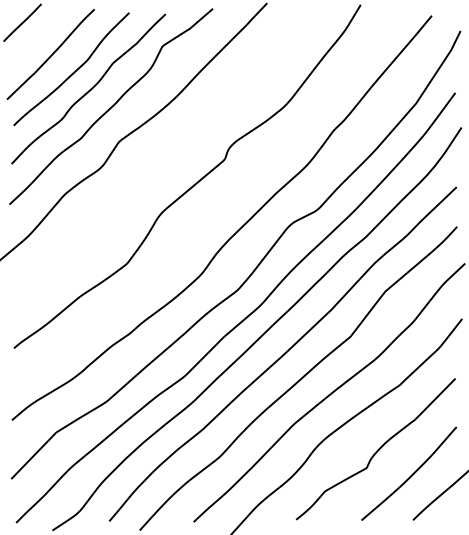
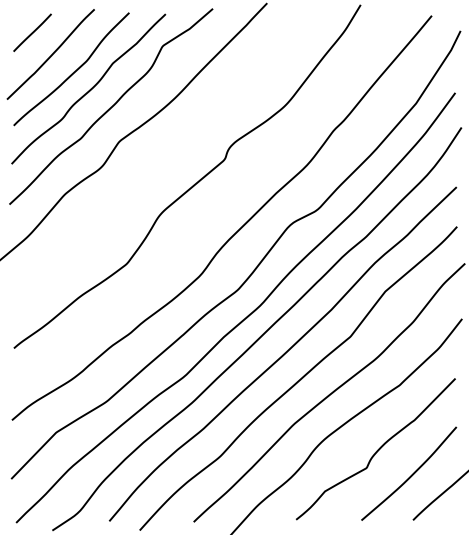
line position: (22, 22) -> (32, 32) (32, 32)
